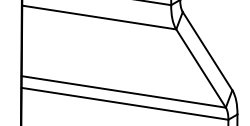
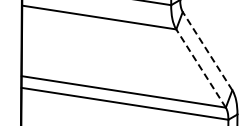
line: solid -> dashed (207, 50)
line: solid -> dashed (200, 68)
